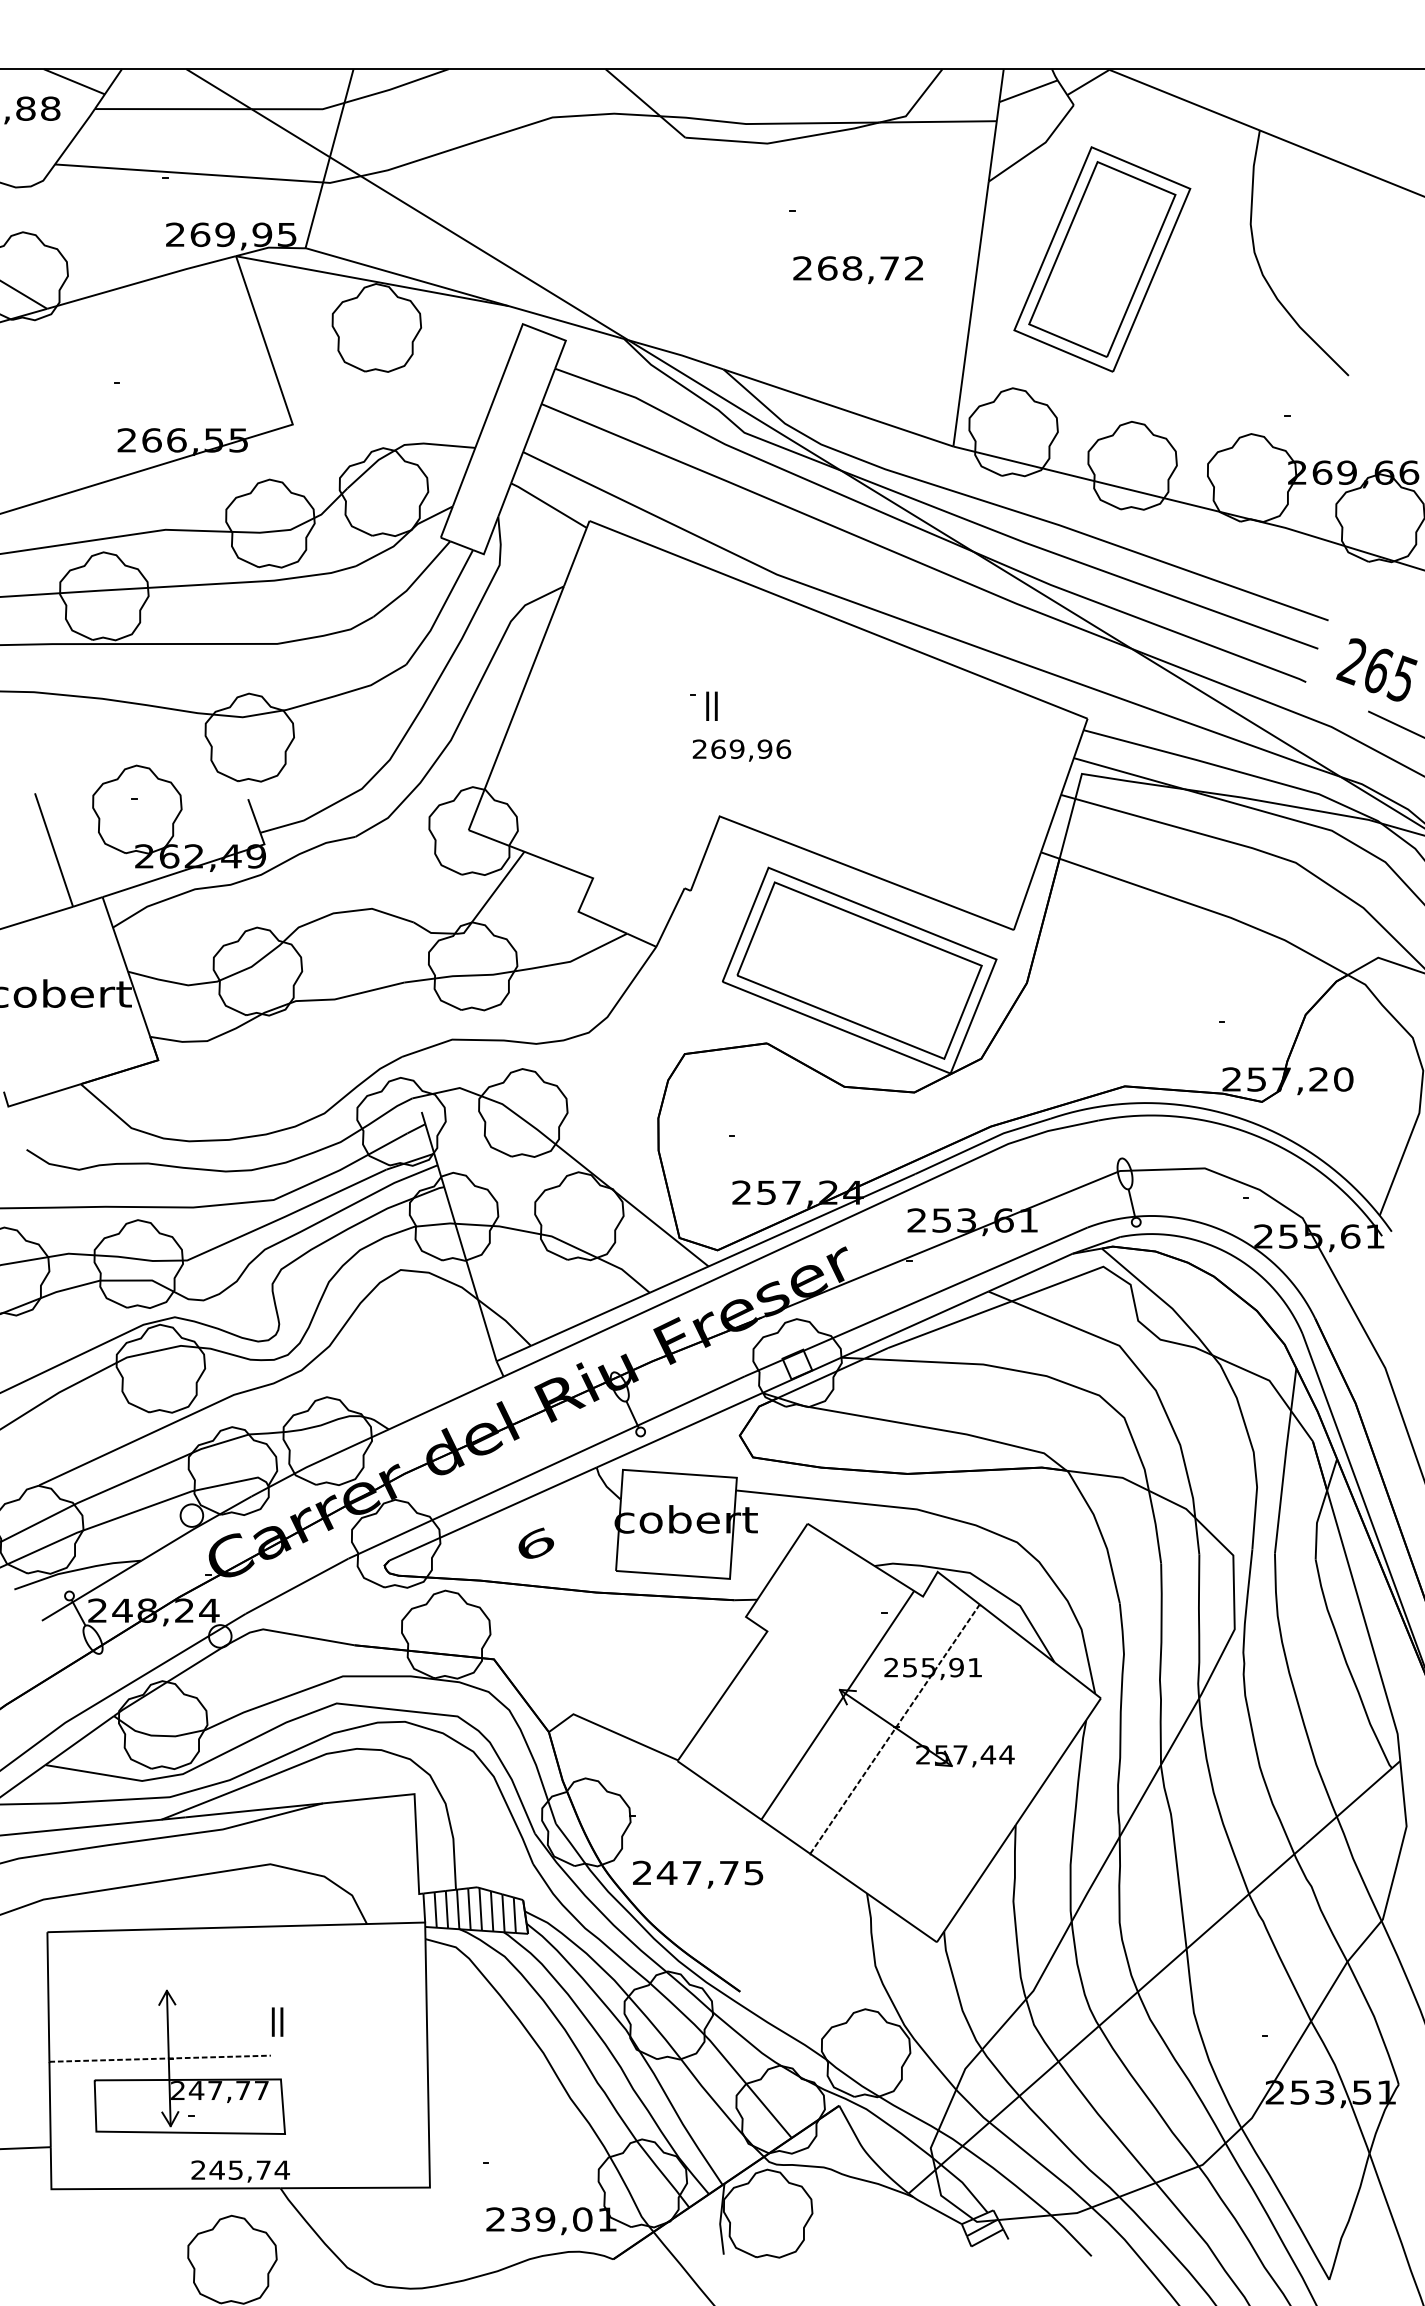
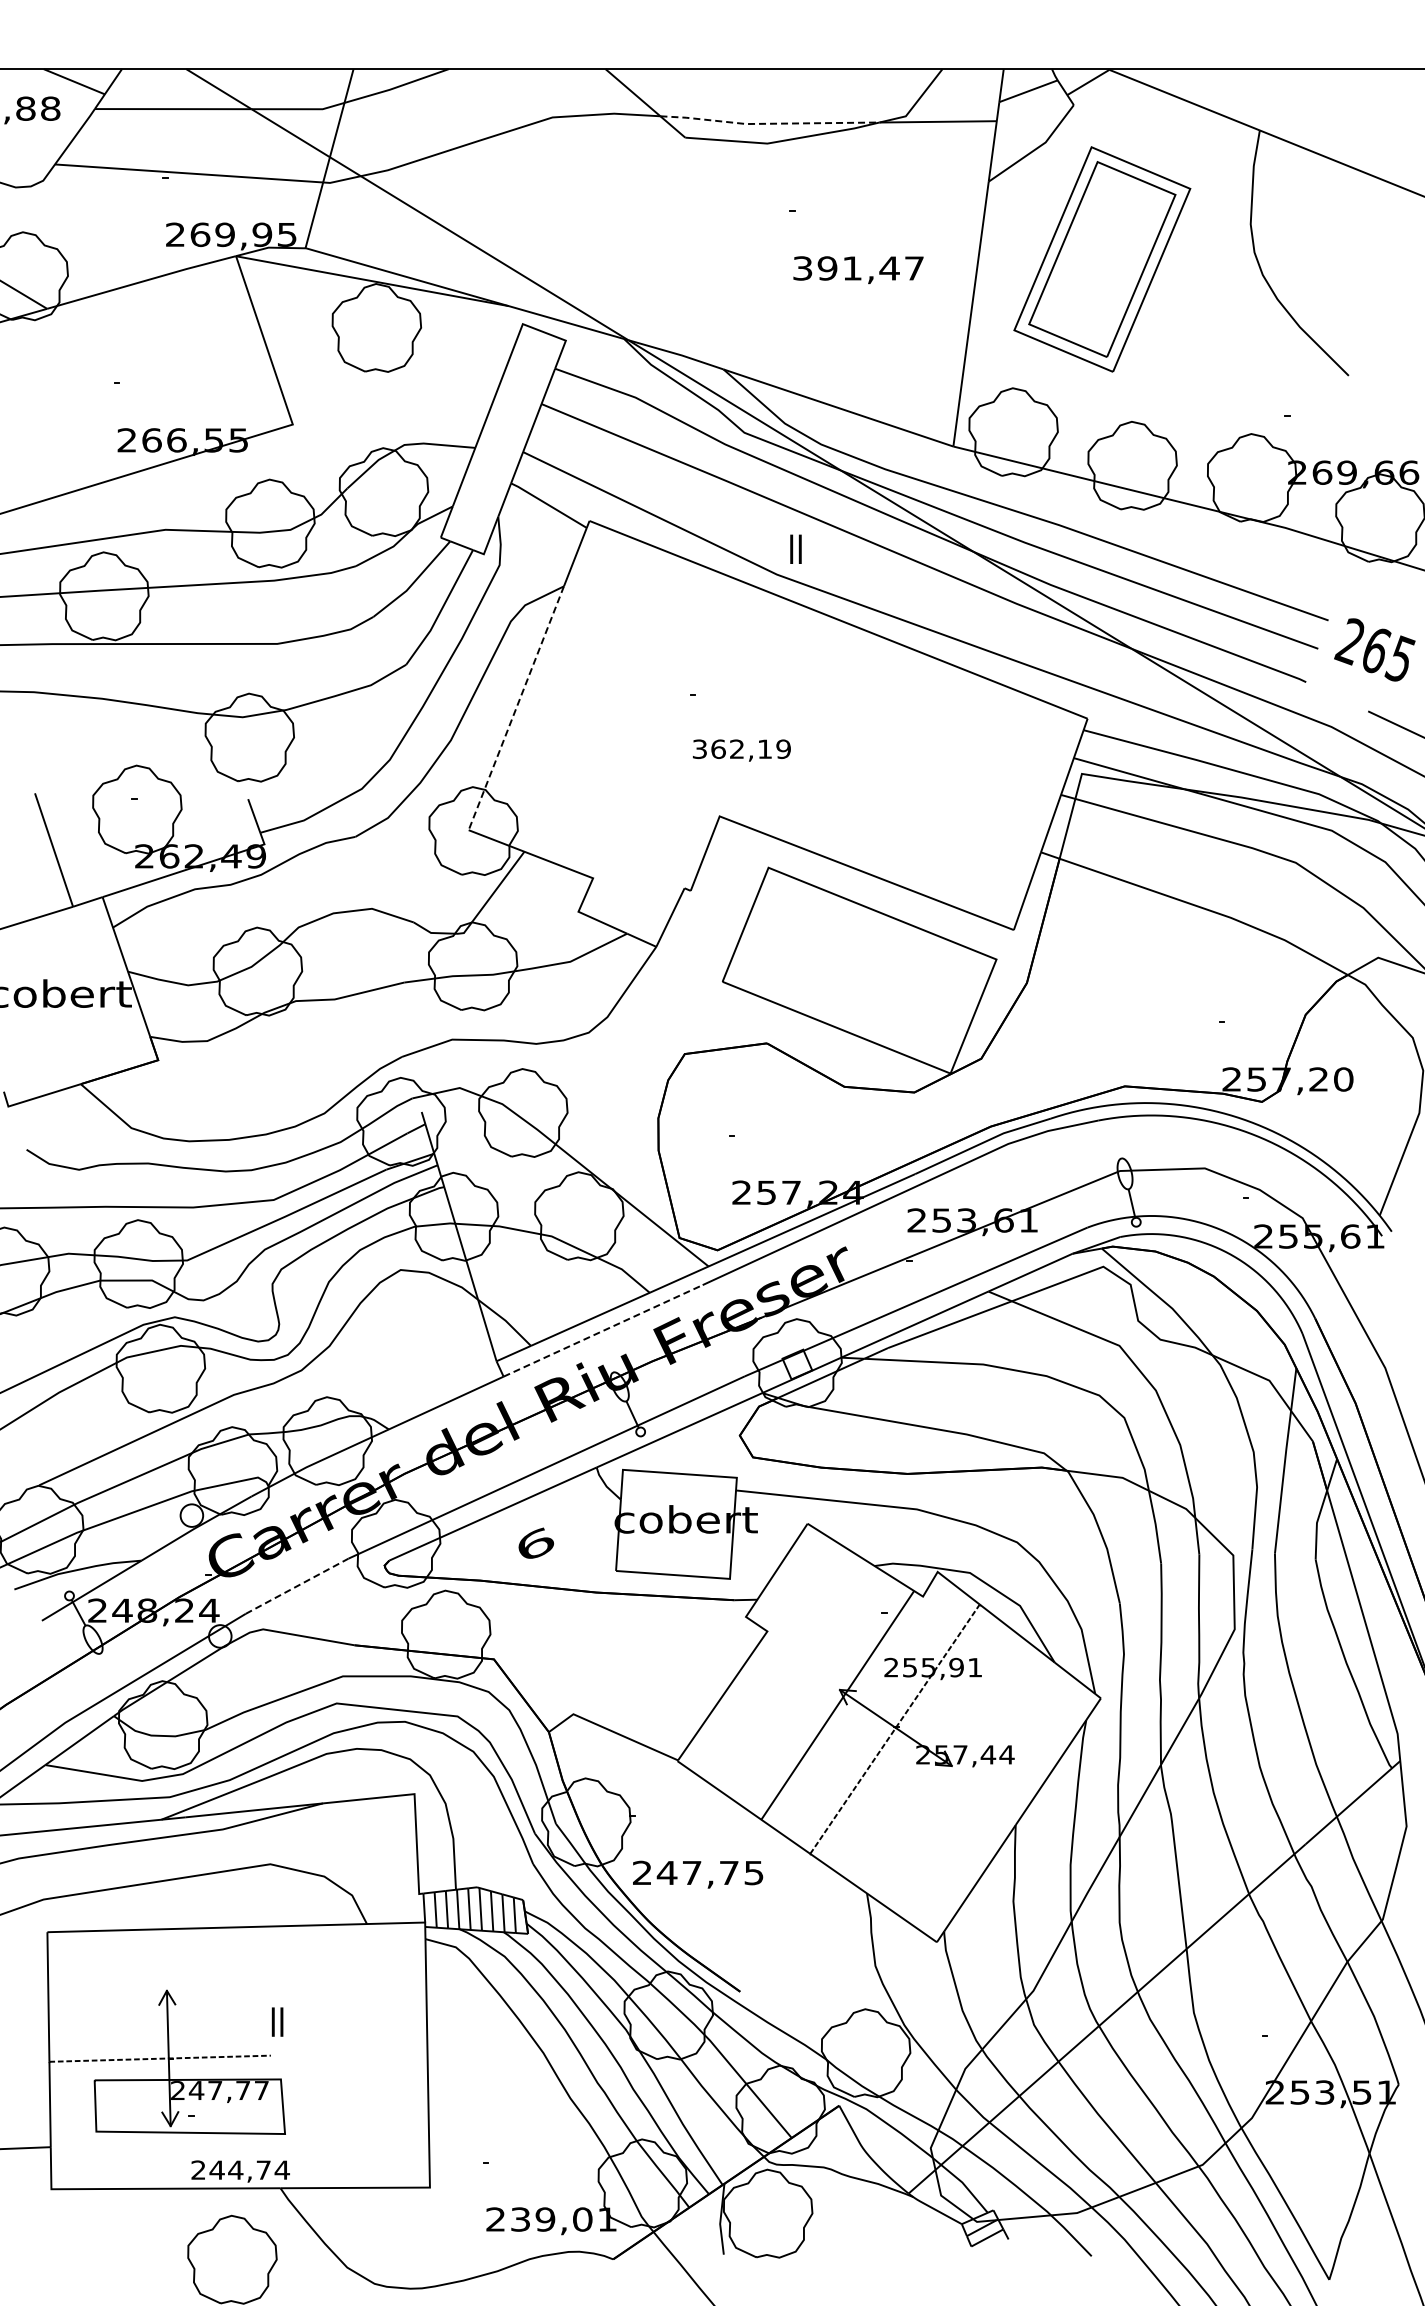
line: solid -> dashed (768, 123)
text: 268,72 -> 391,47 (858, 268)
text position: (1376, 669) -> (1374, 649) (1374, 649)
text position: (711, 705) -> (795, 548) (795, 548)
line: solid -> dashed (516, 708)
text: 269,96 -> 362,19 (741, 749)
part: present -> none (859, 970)
line: solid -> dashed (603, 1330)
line: solid -> dashed (297, 1586)
text: 245,74 -> 244,74 (235, 2169)
